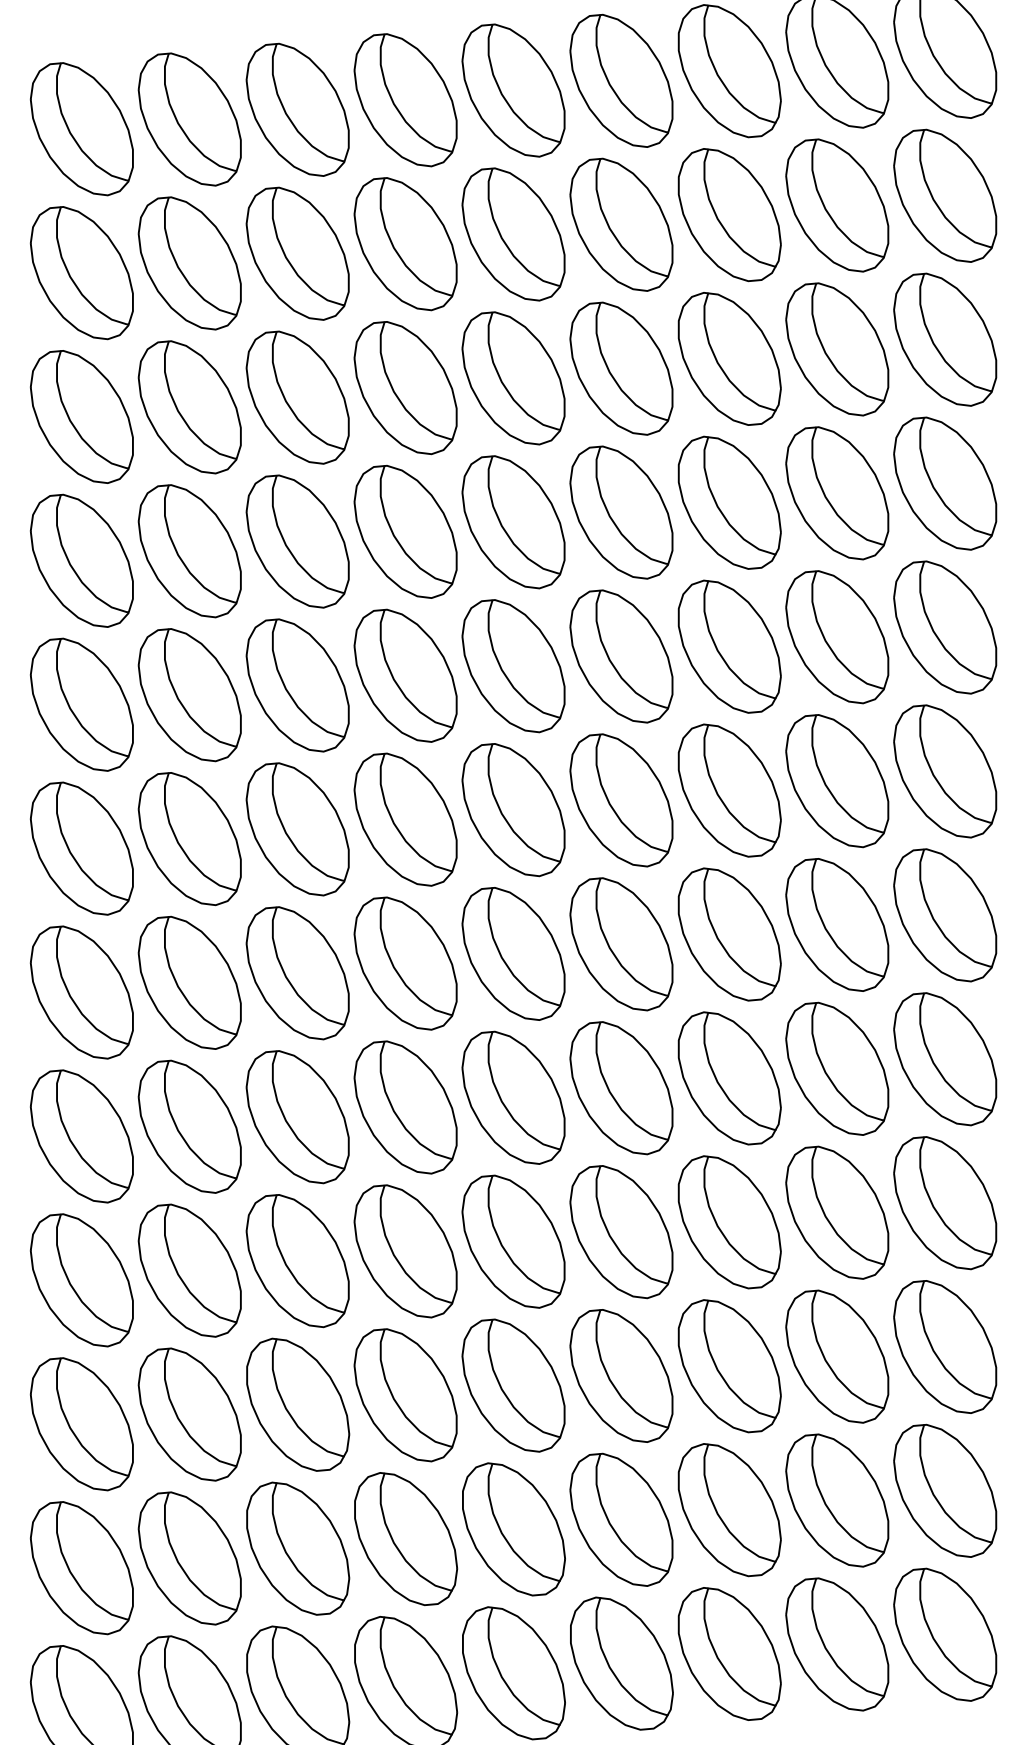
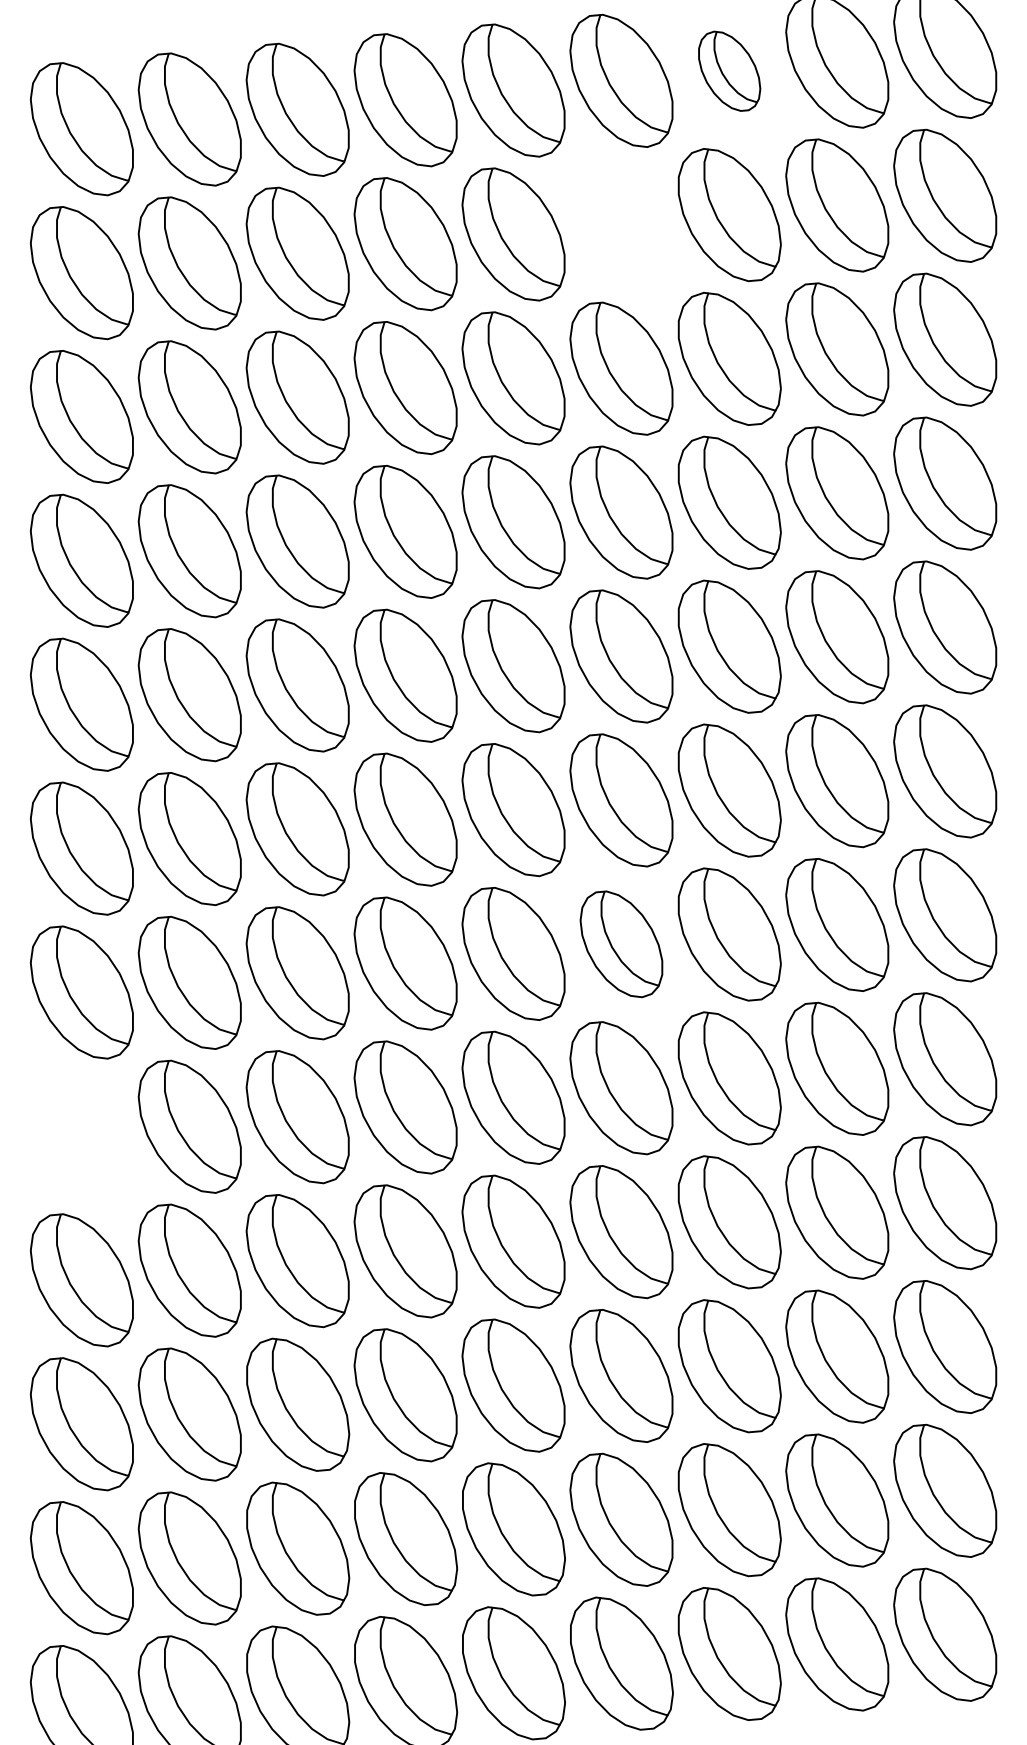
part size: 105x135 px -> 64x82 px (729, 70)
part: present -> none (621, 224)
part size: 105x135 px -> 85x109 px (621, 944)
part: present -> none (81, 1136)
